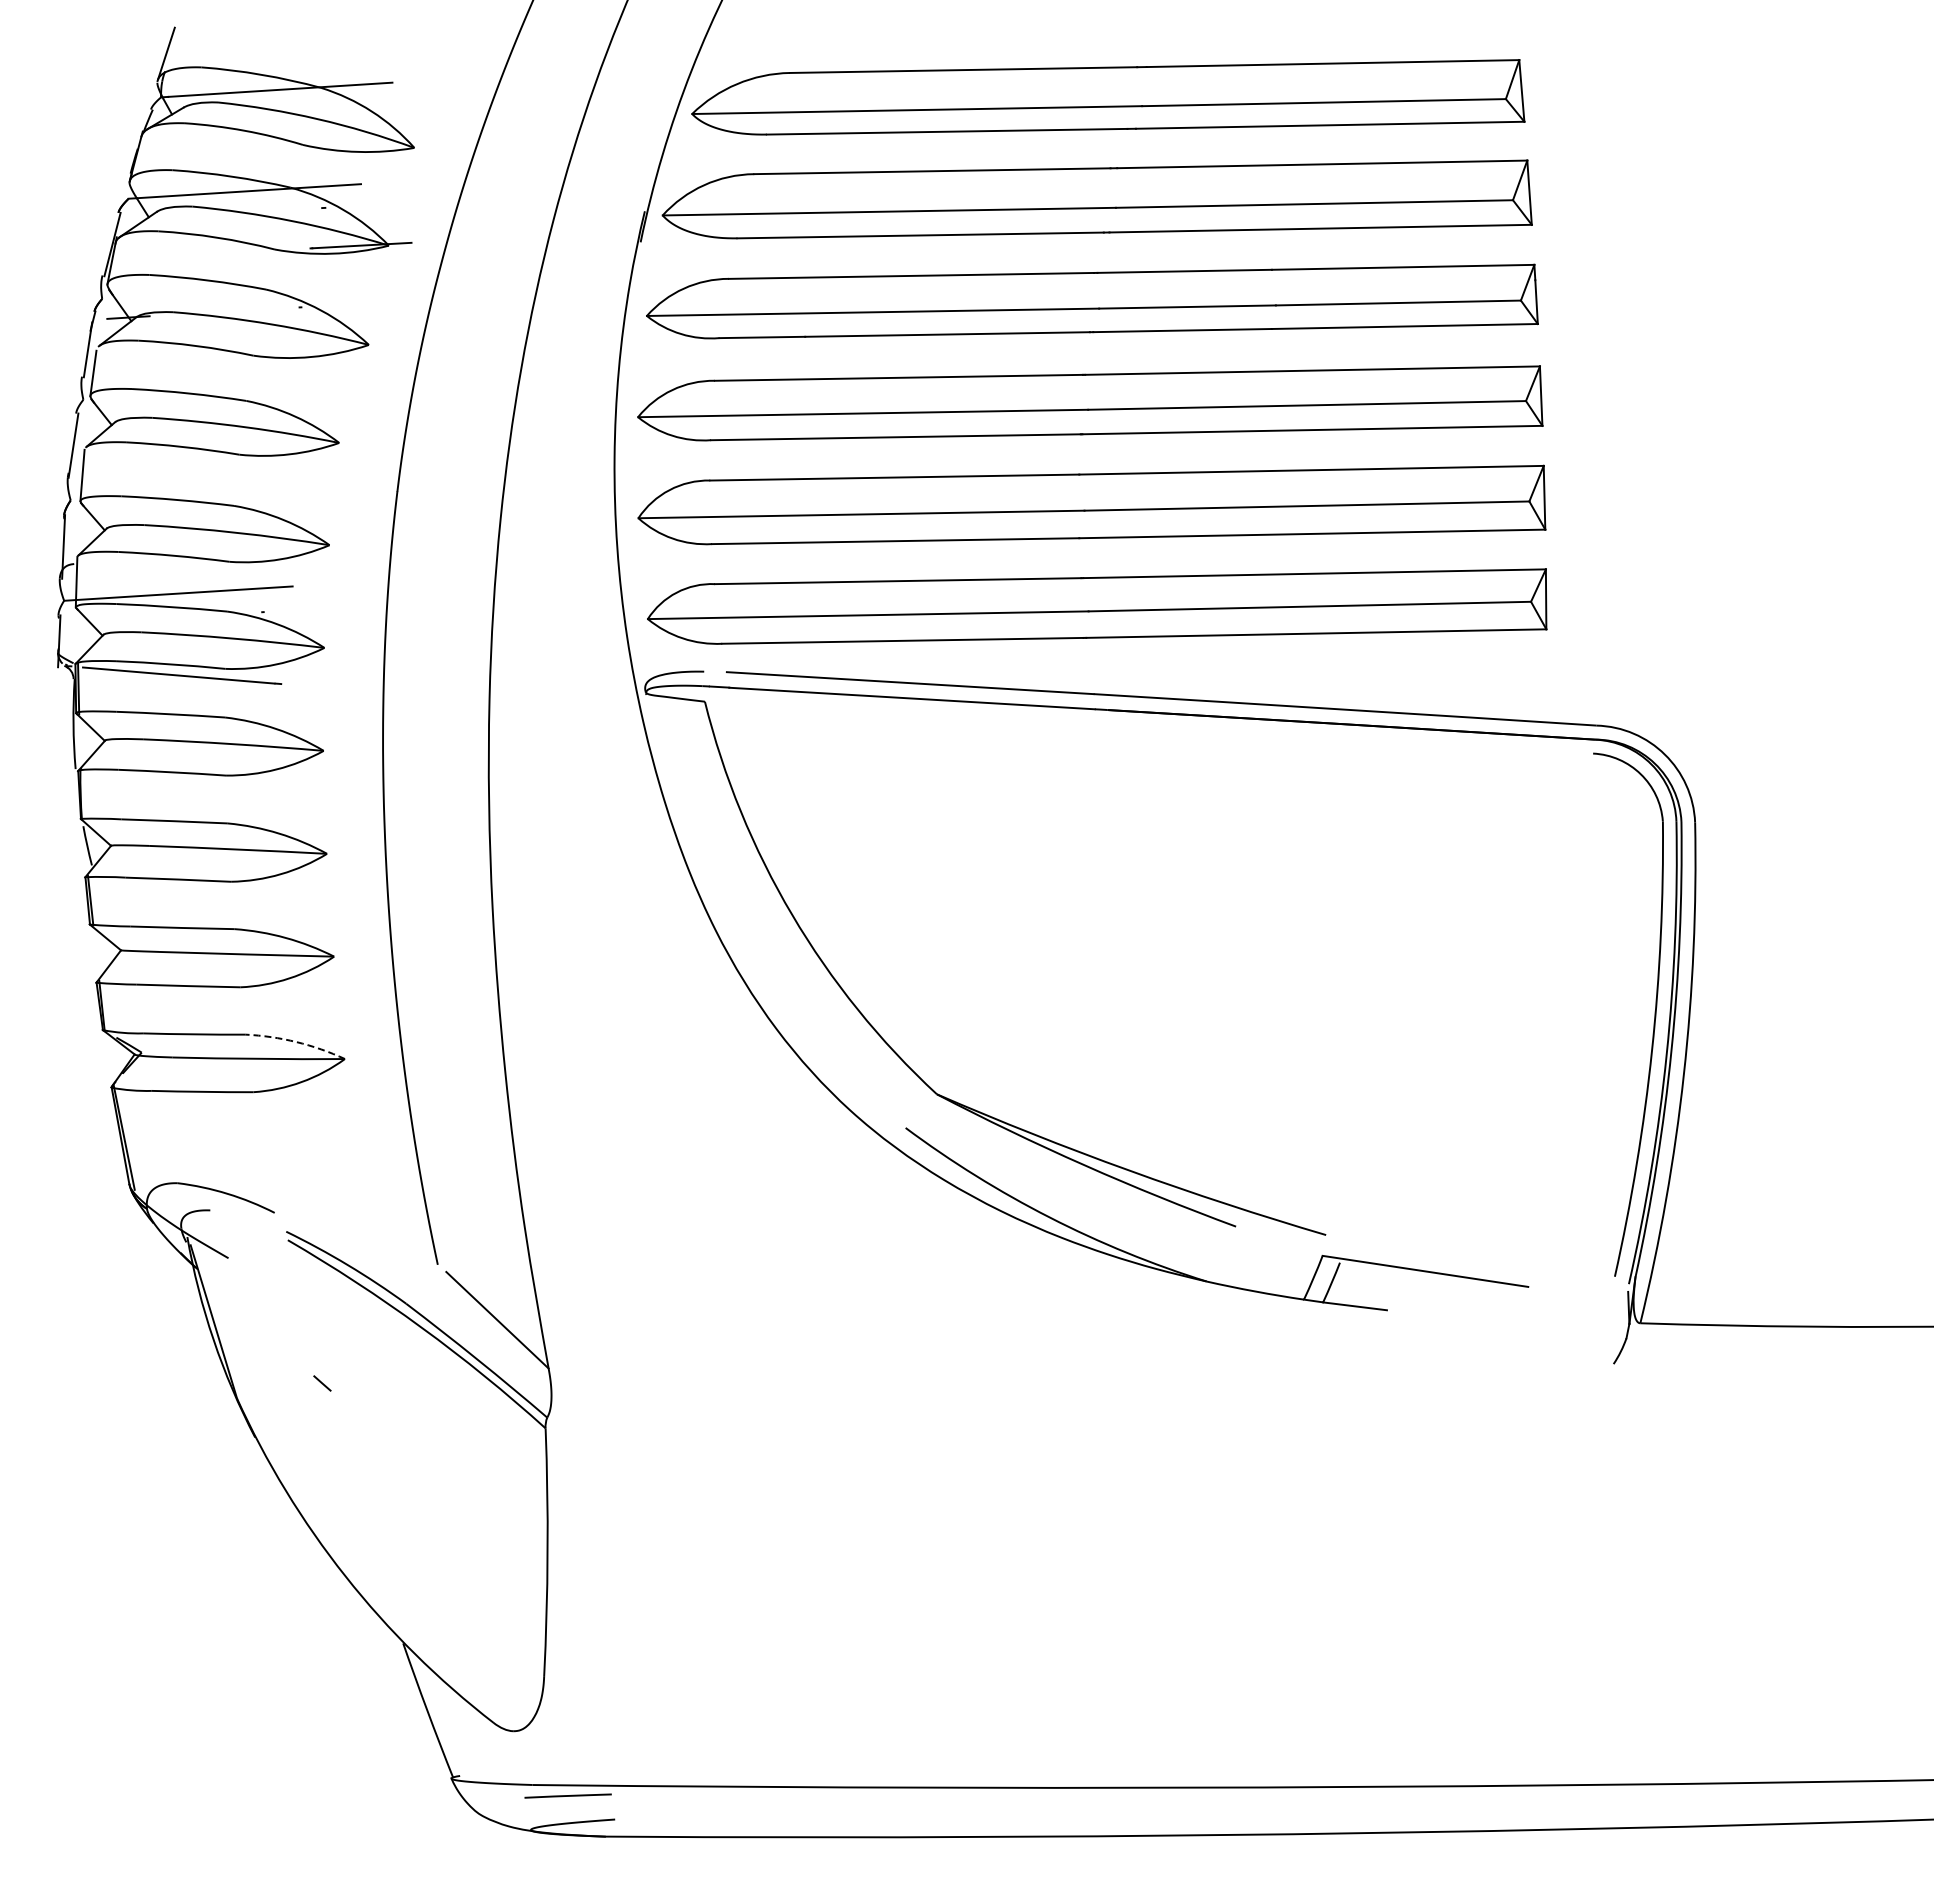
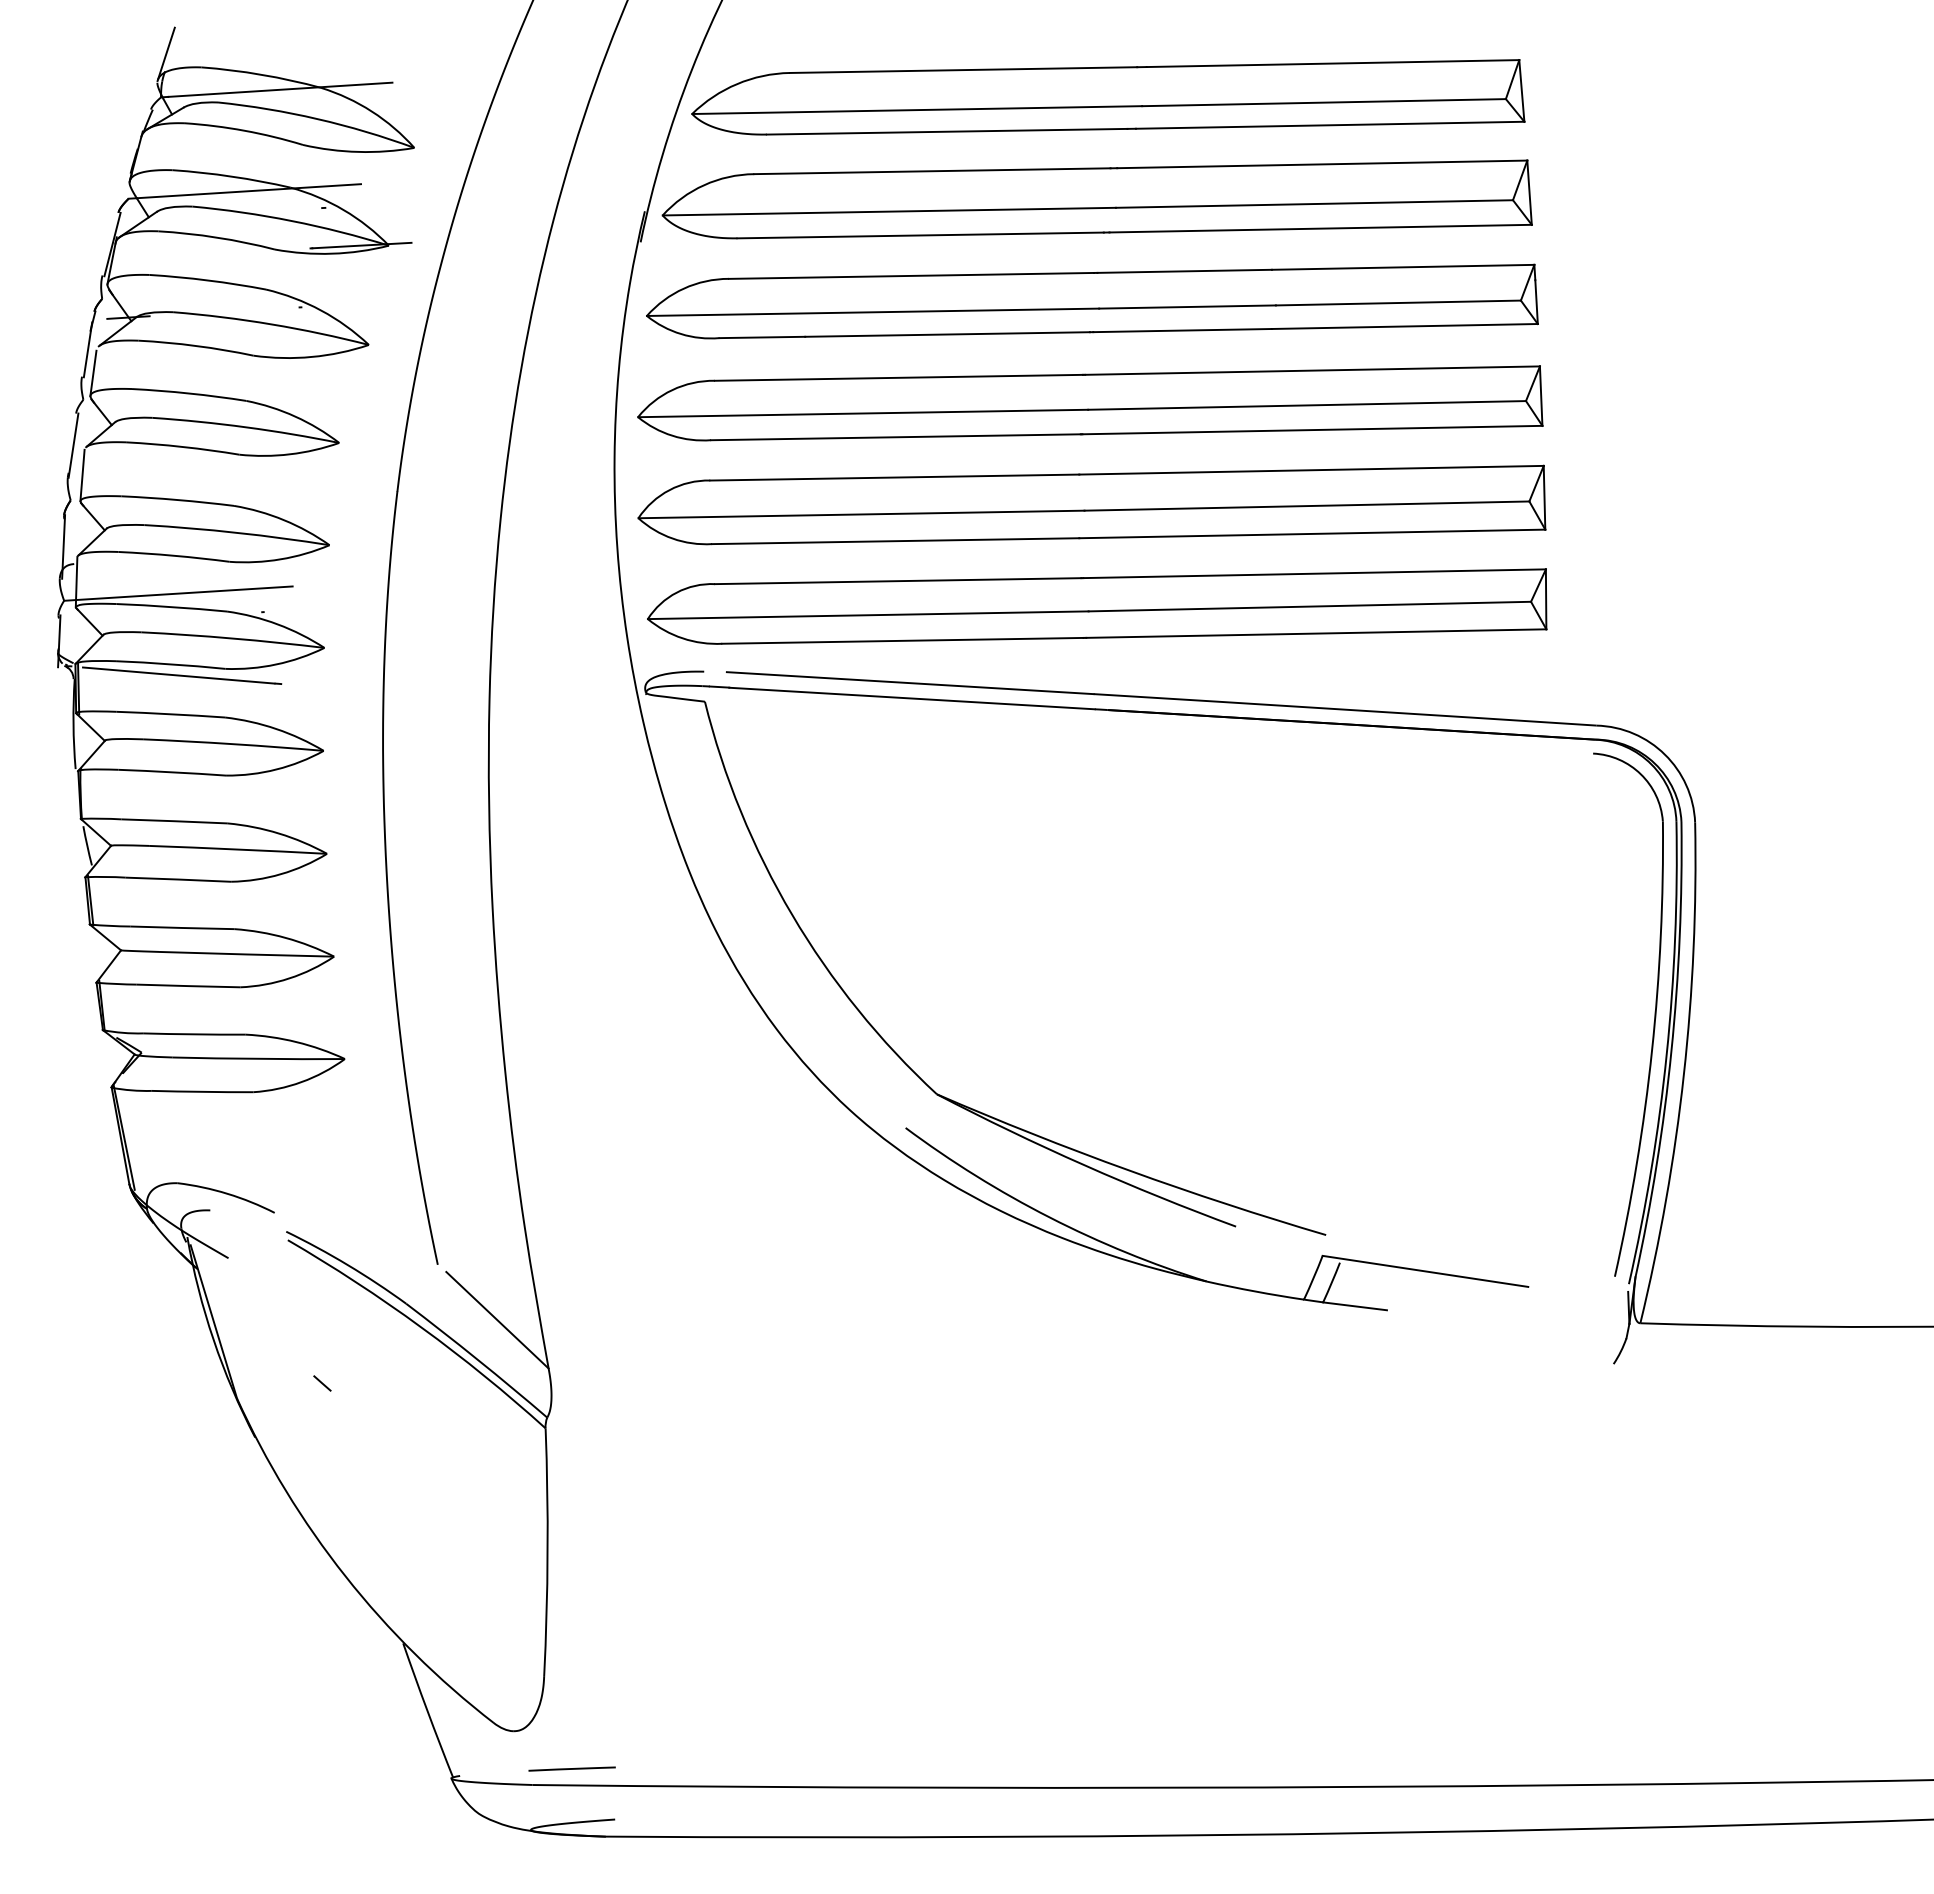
arc: dashed -> solid (296, 1042)
line position: (567, 1795) -> (571, 1768) (571, 1768)
